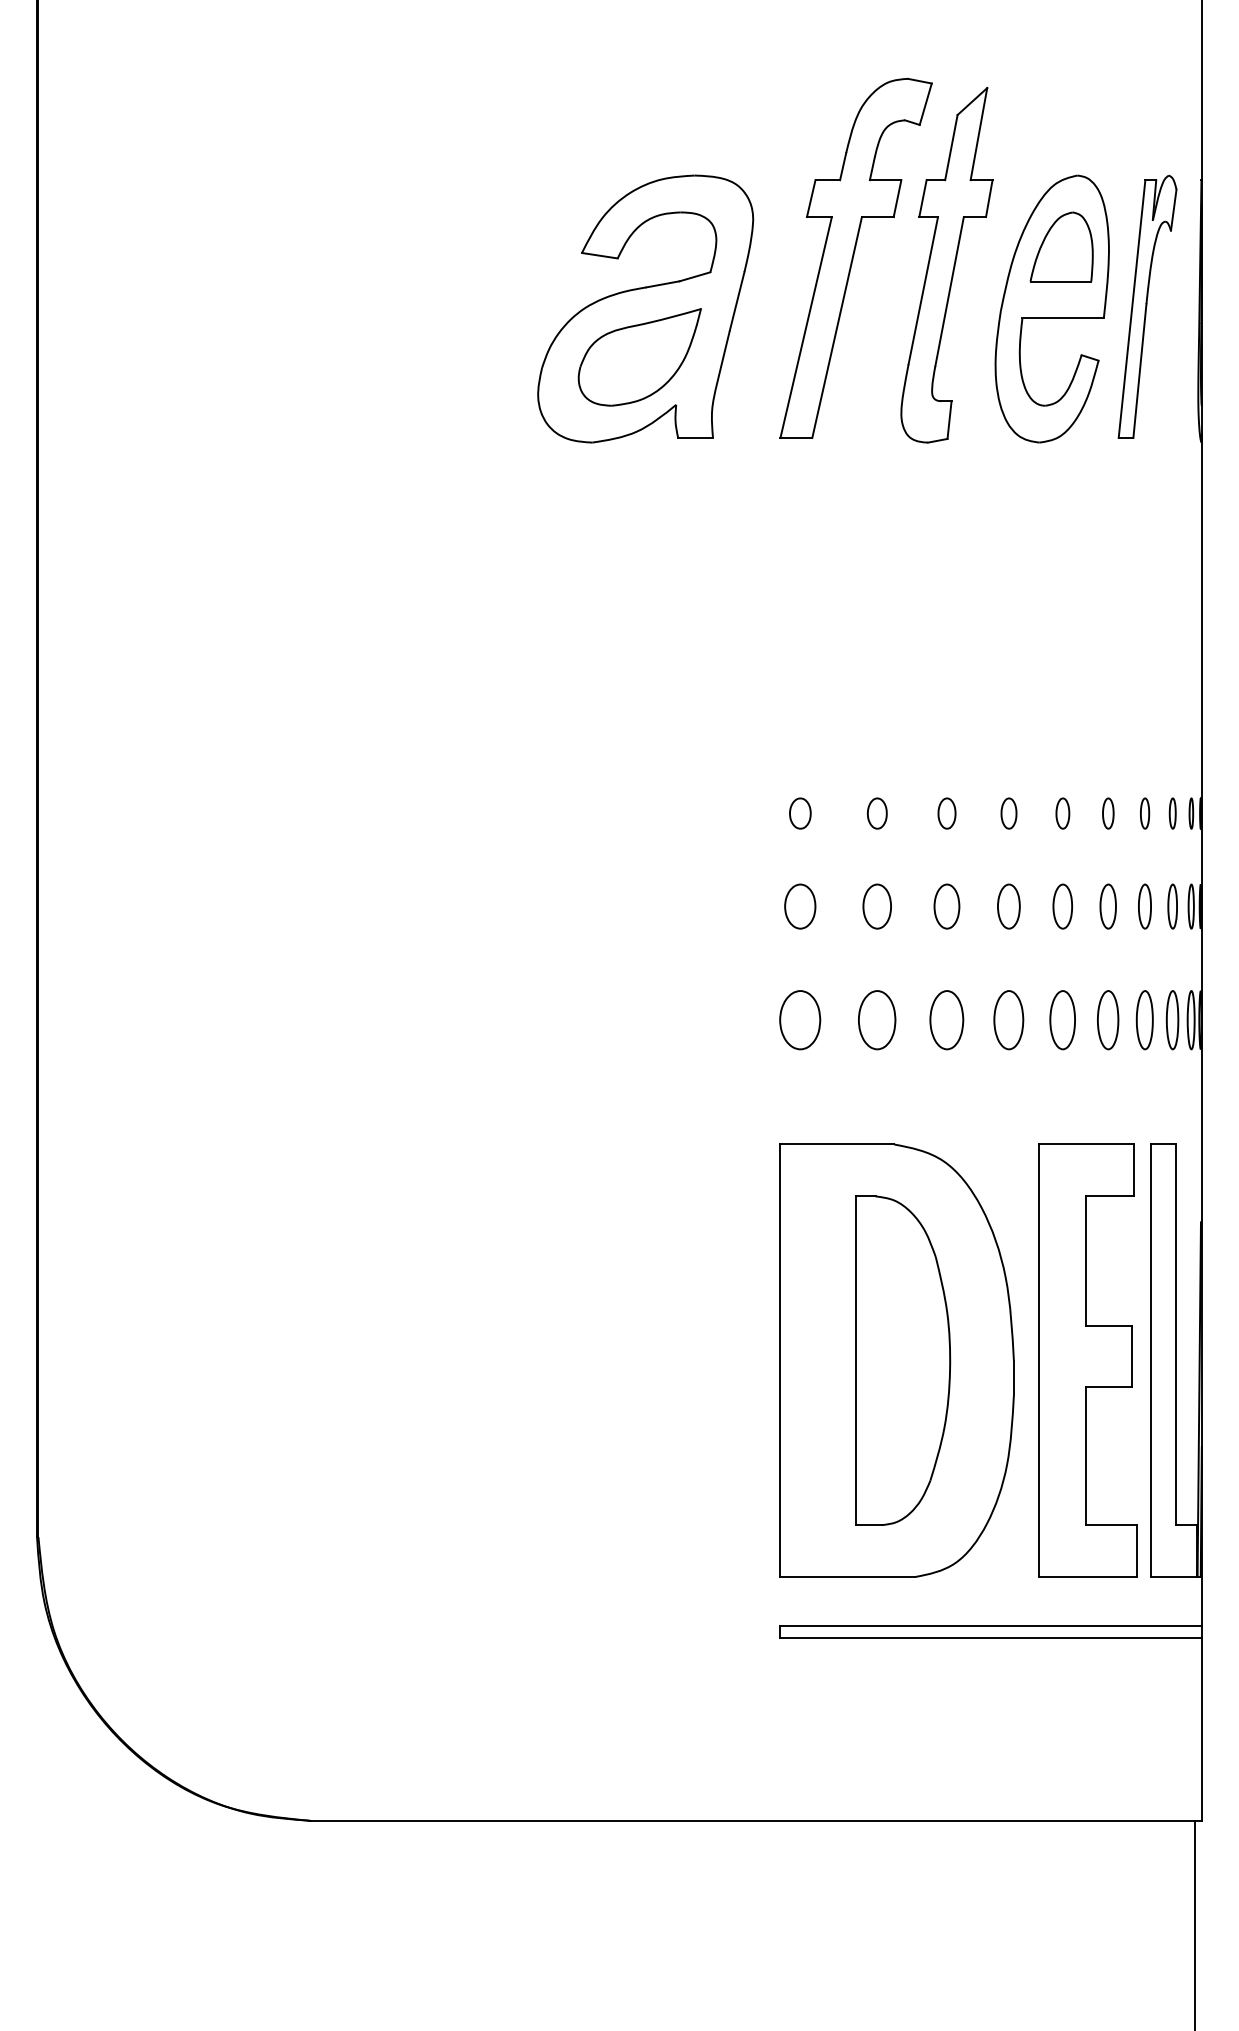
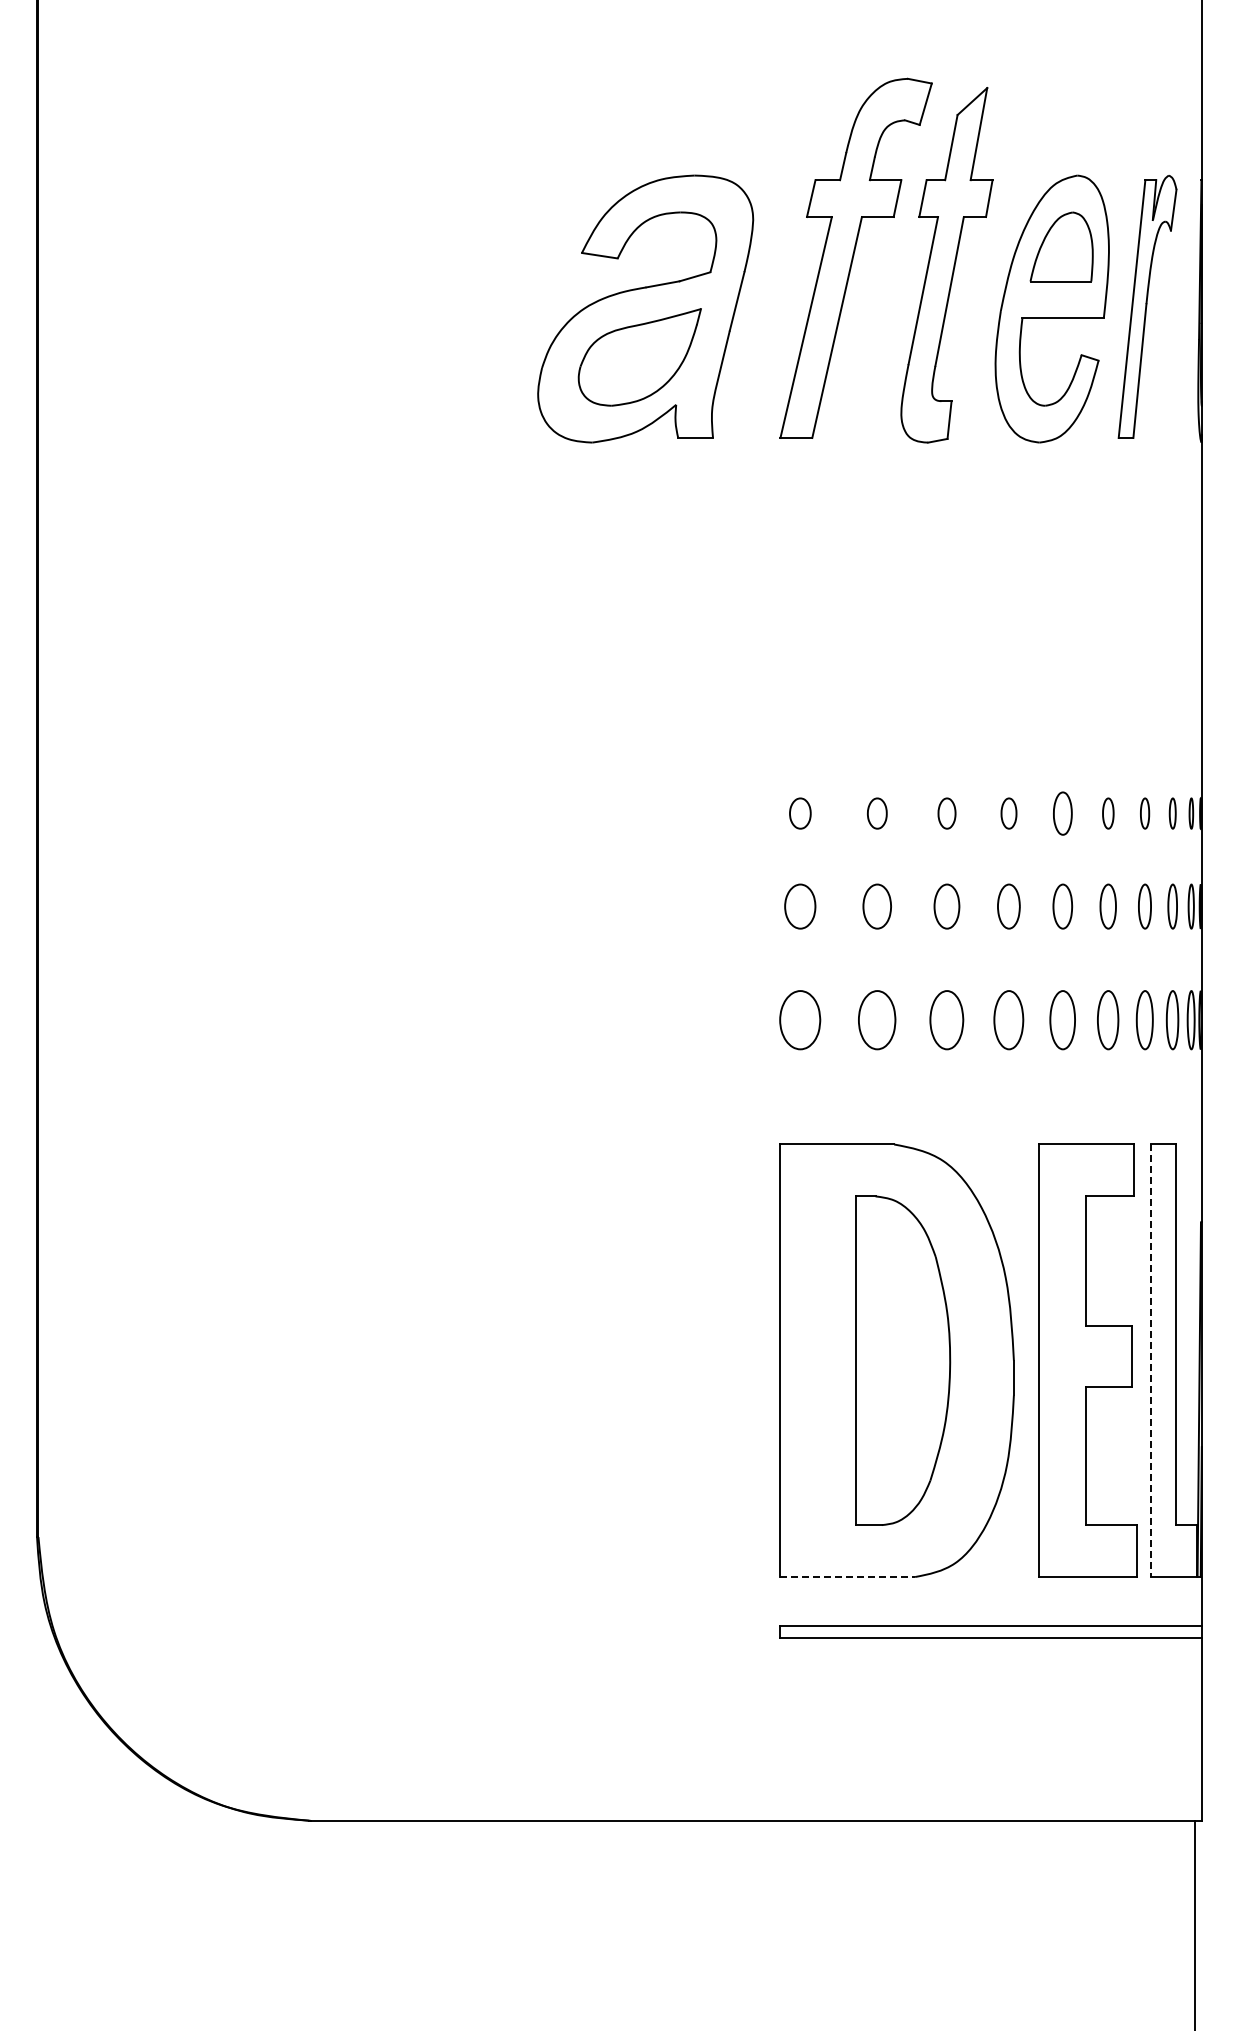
part size: 16x33 px -> 20x45 px (1062, 813)
line: solid -> dashed (1151, 1361)
line: solid -> dashed (848, 1577)
